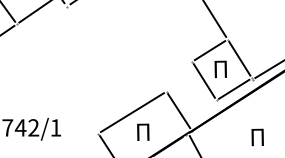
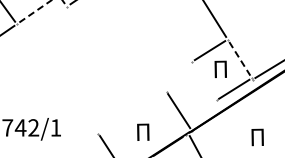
line: solid -> dashed (35, 11)
line: solid -> dashed (239, 58)
line: present -> none (203, 80)
line: present -> none (131, 112)
